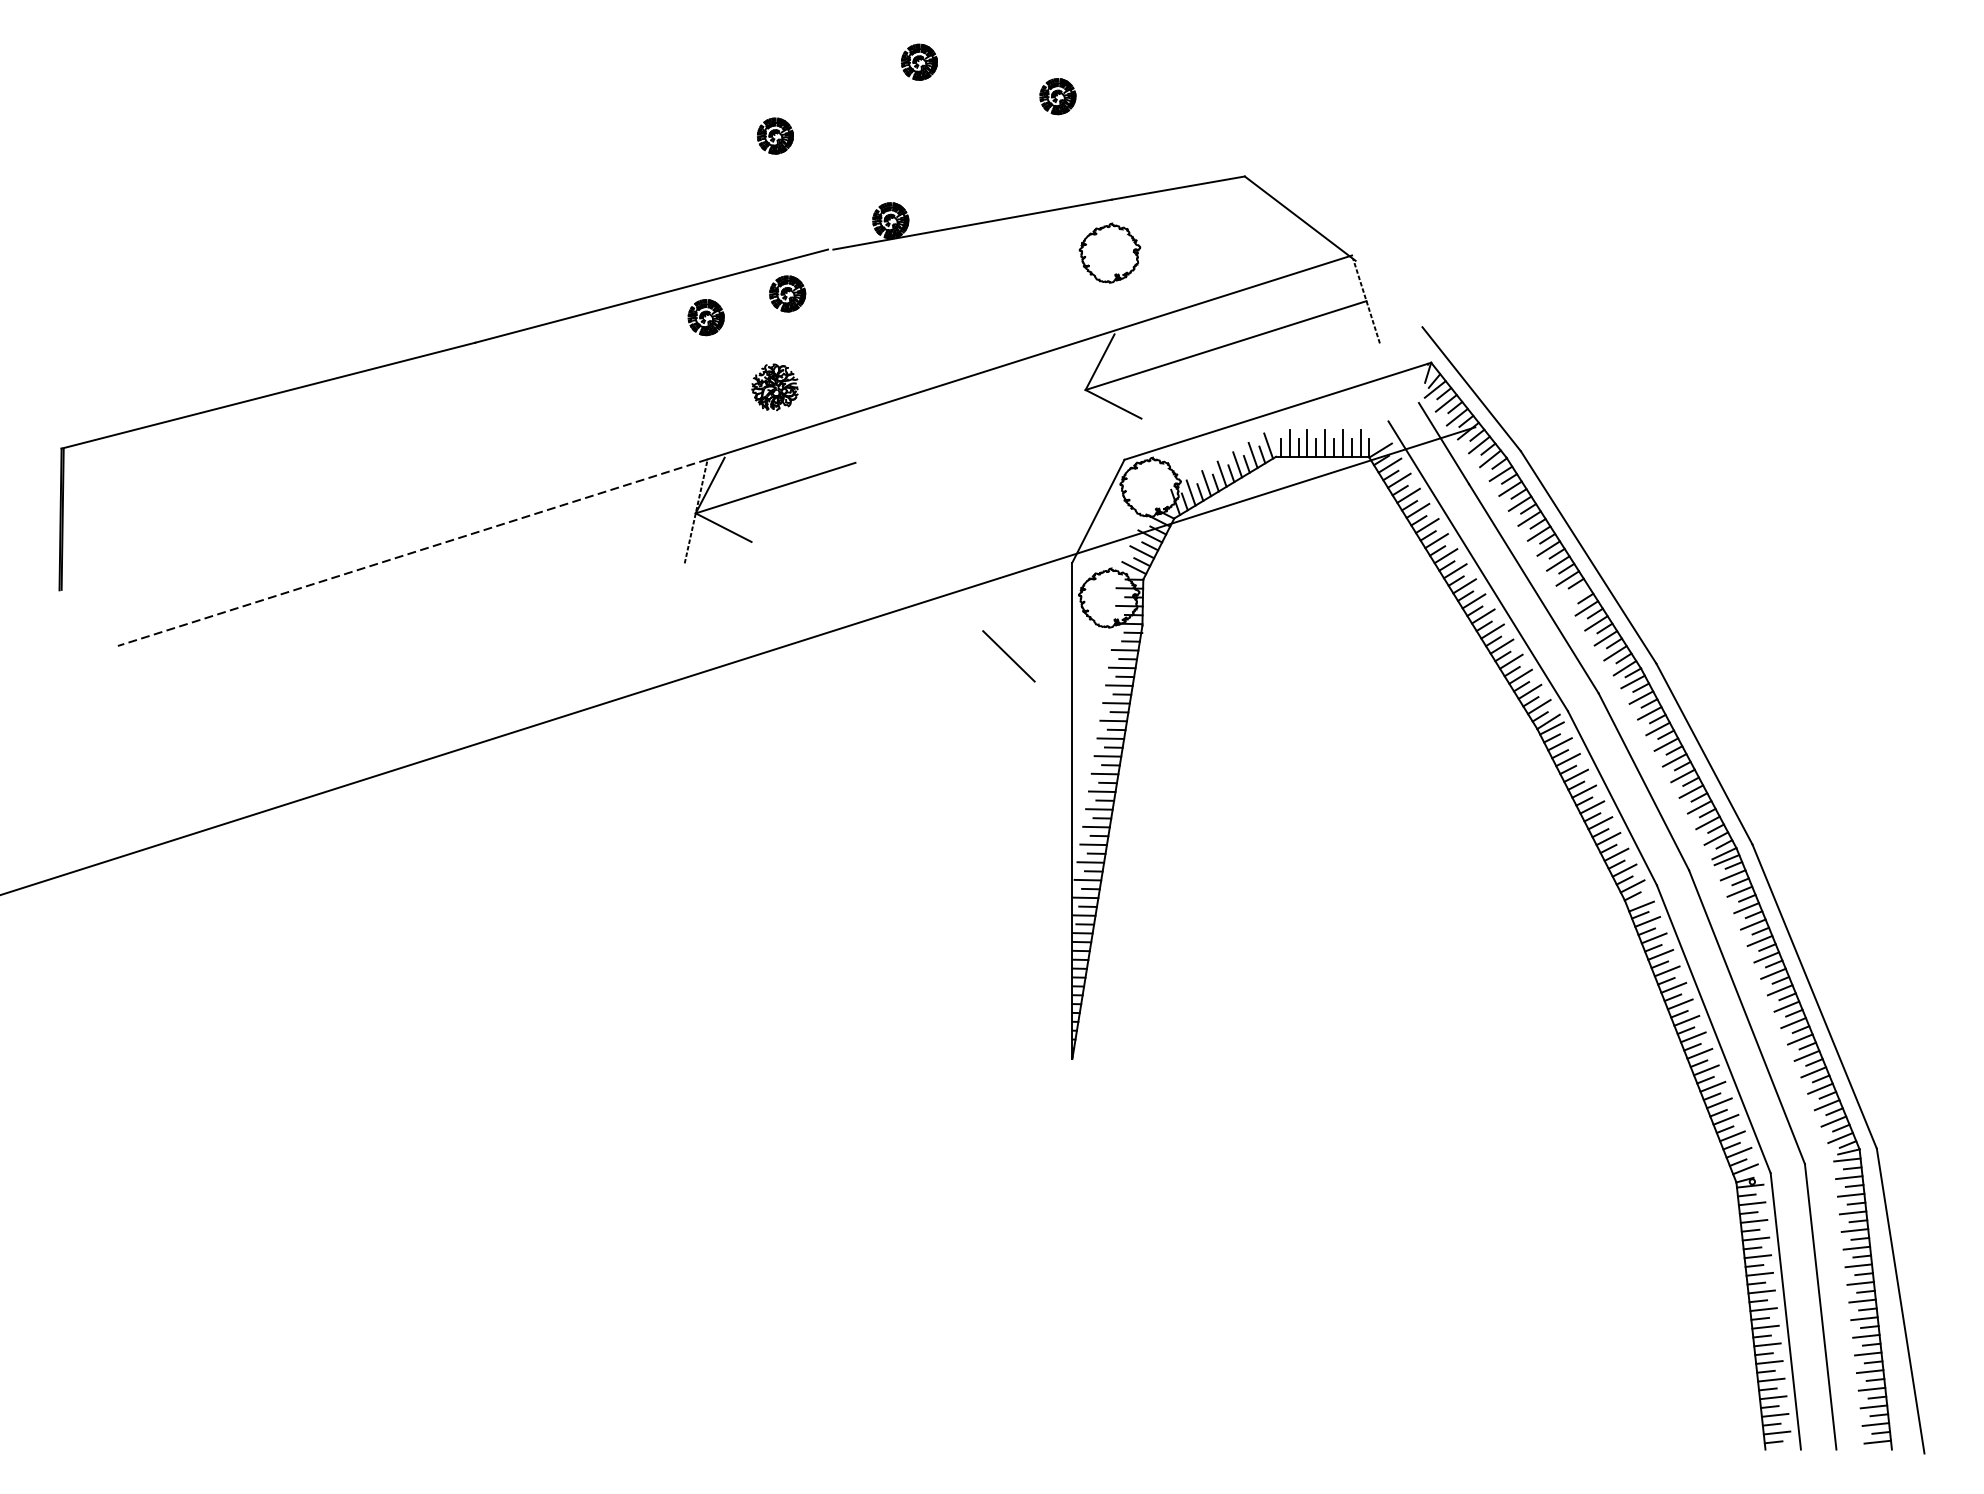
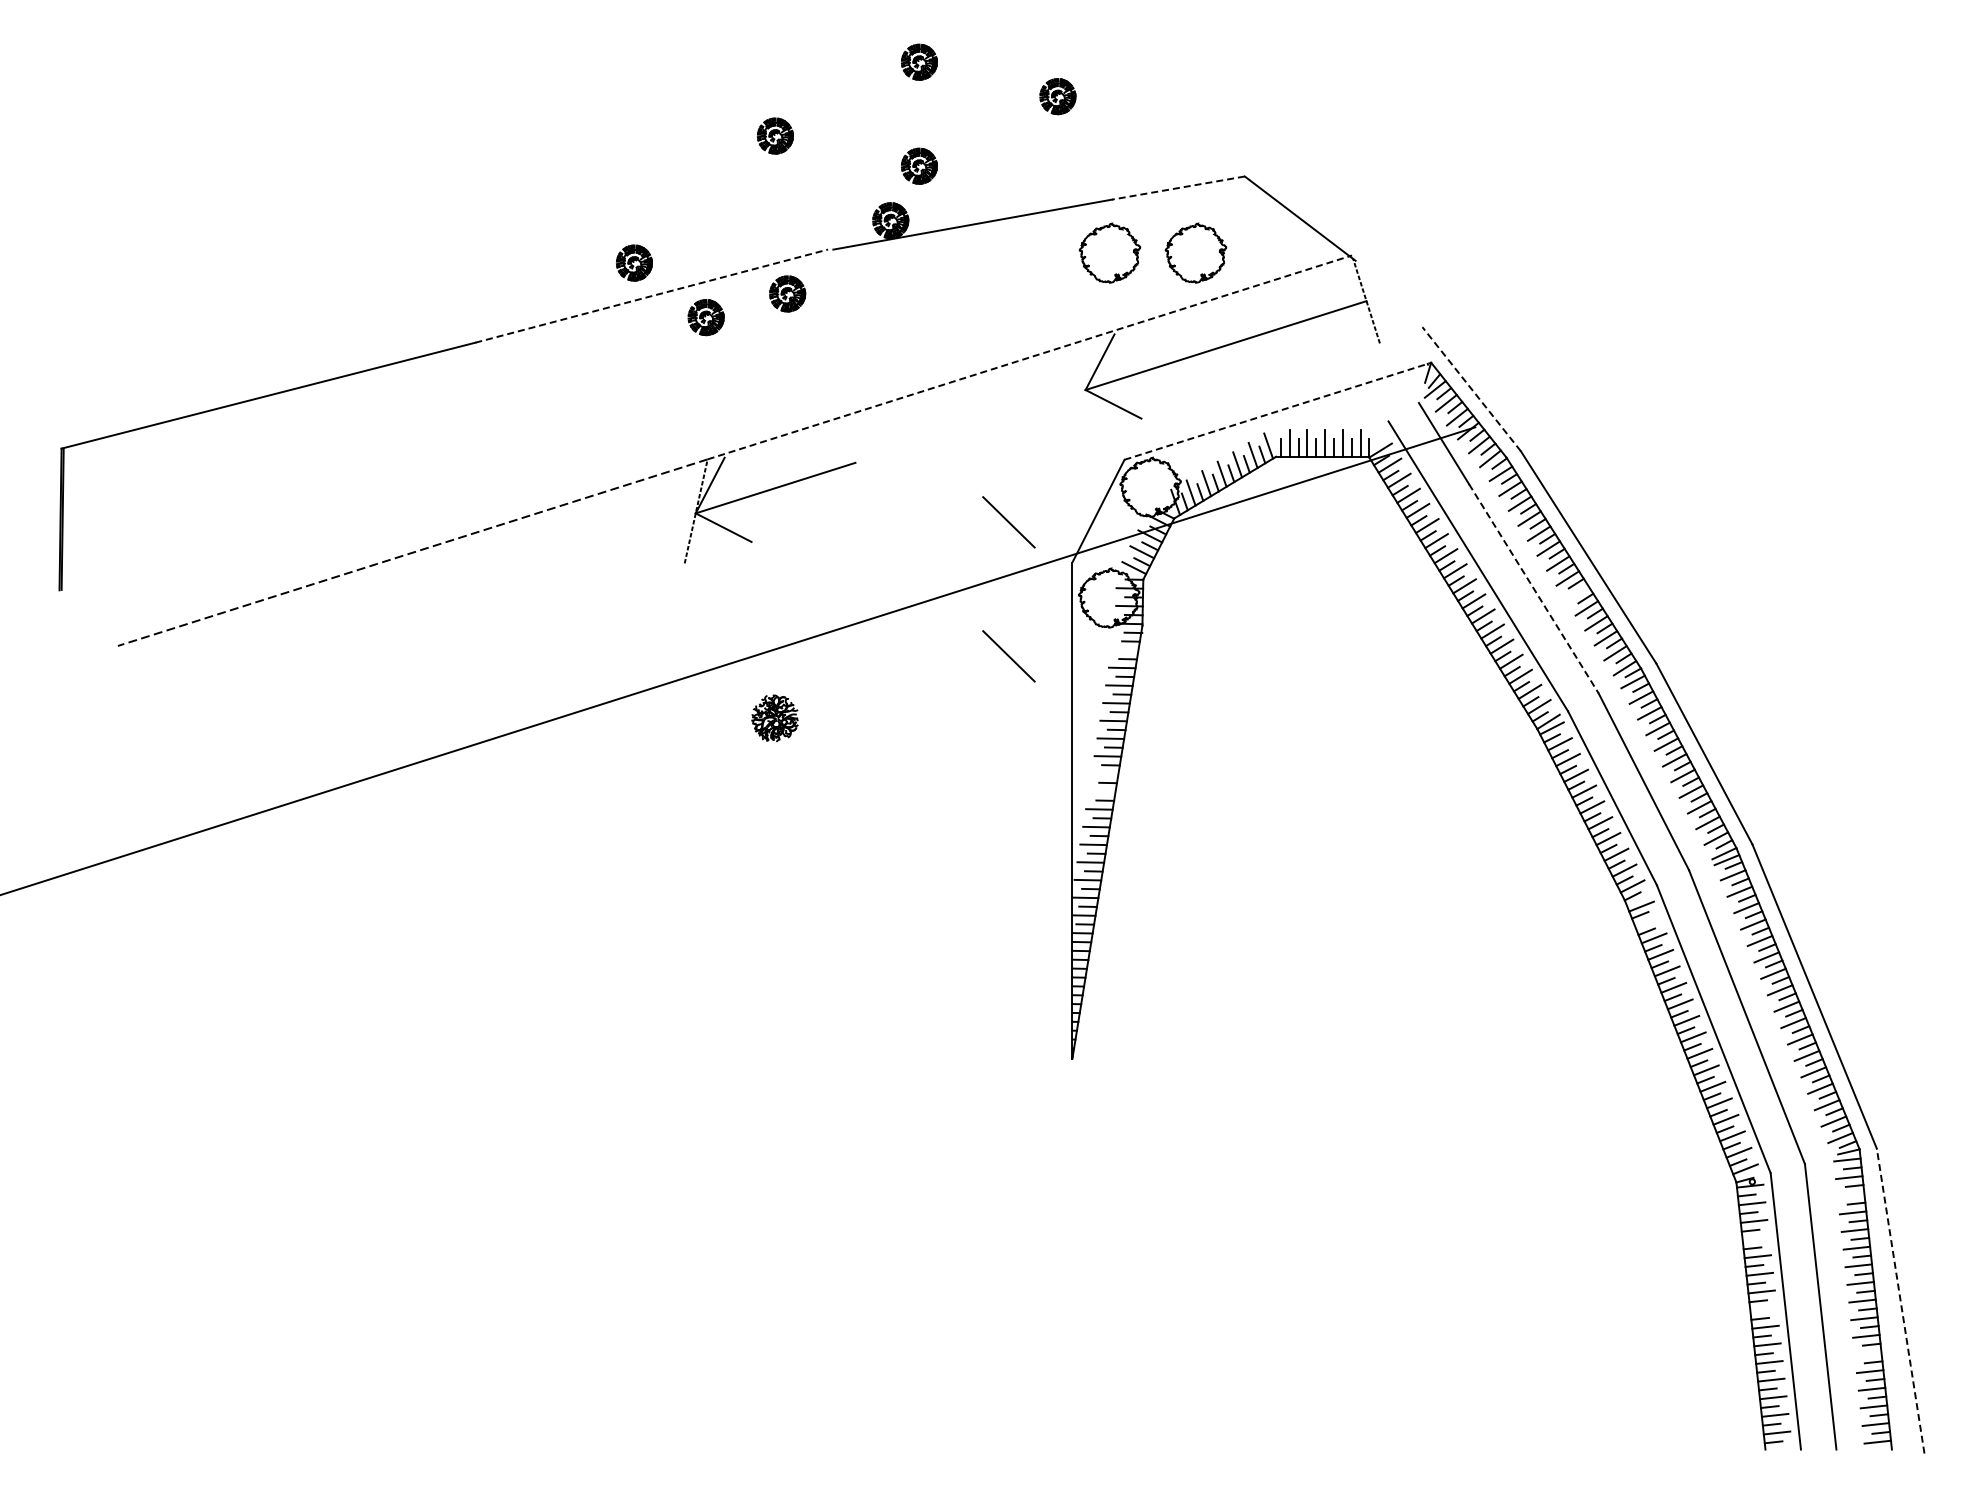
part: none -> present (919, 165)
line: solid -> dashed (1177, 188)
part: none -> present (1195, 252)
part: none -> present (634, 262)
line: solid -> dashed (652, 296)
line: solid -> dashed (1029, 357)
part position: (774, 386) -> (774, 717) (774, 717)
line: solid -> dashed (1471, 388)
line: solid -> dashed (1277, 411)
line: none -> present (1008, 522)
line: solid -> dashed (1534, 589)
line: present -> none (1124, 650)
line: present -> none (1104, 773)
line: present -> none (1101, 791)
line: present -> none (1647, 921)
line: present -> none (1850, 1194)
line: present -> none (1755, 1238)
line: solid -> dashed (1900, 1300)
line: present -> none (1763, 1309)
line: present -> none (1868, 1353)
